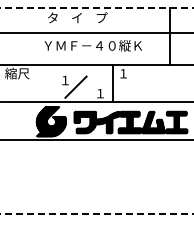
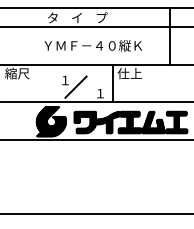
line: dashed -> solid (96, 8)
line position: (96, 33) -> (96, 27) (96, 27)
text: １ -> 仕上 (129, 73)
line: dashed -> solid (96, 214)
